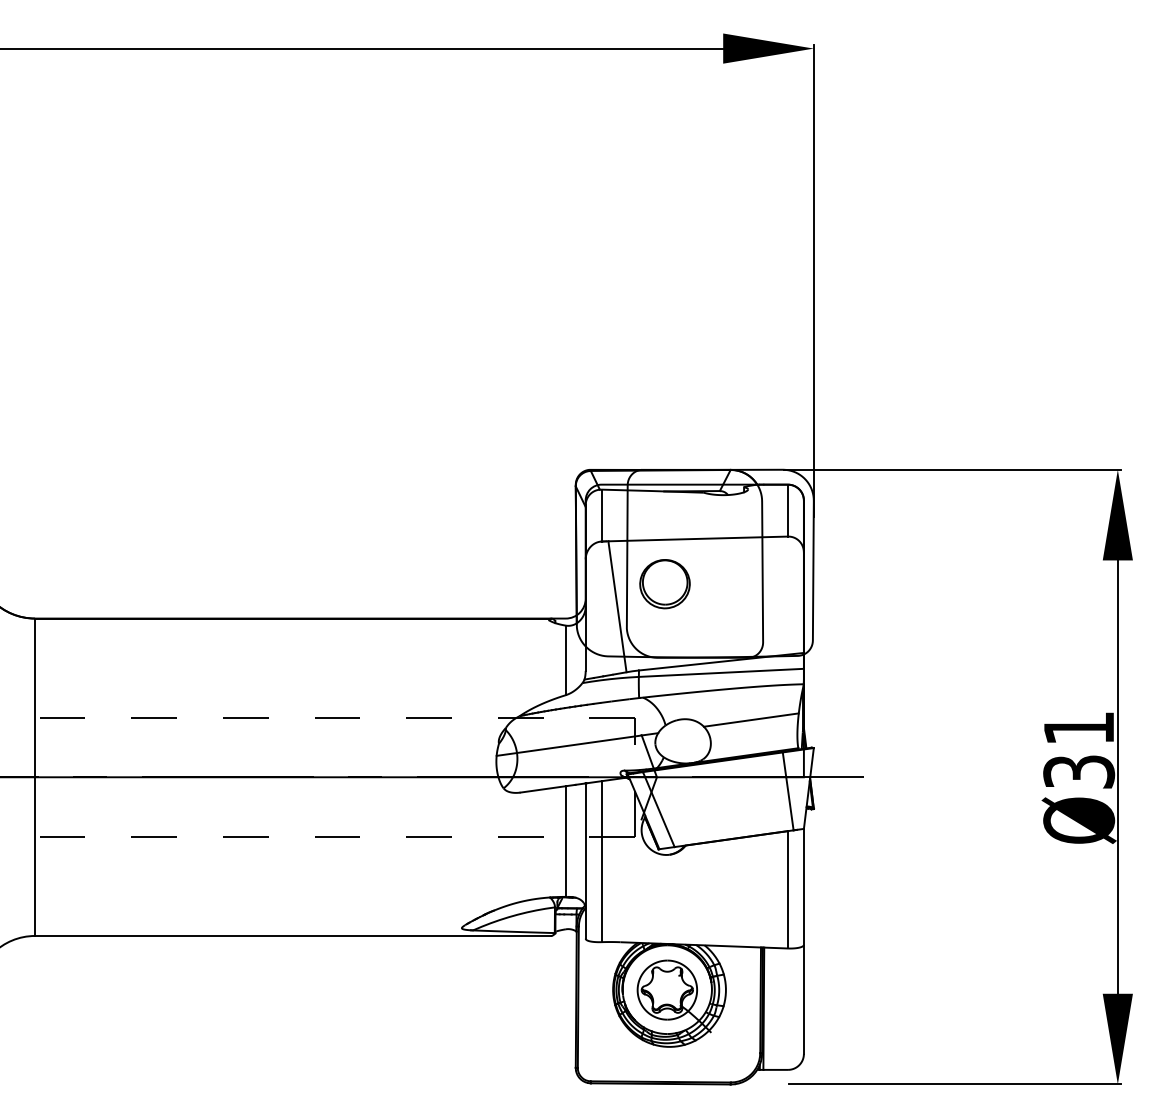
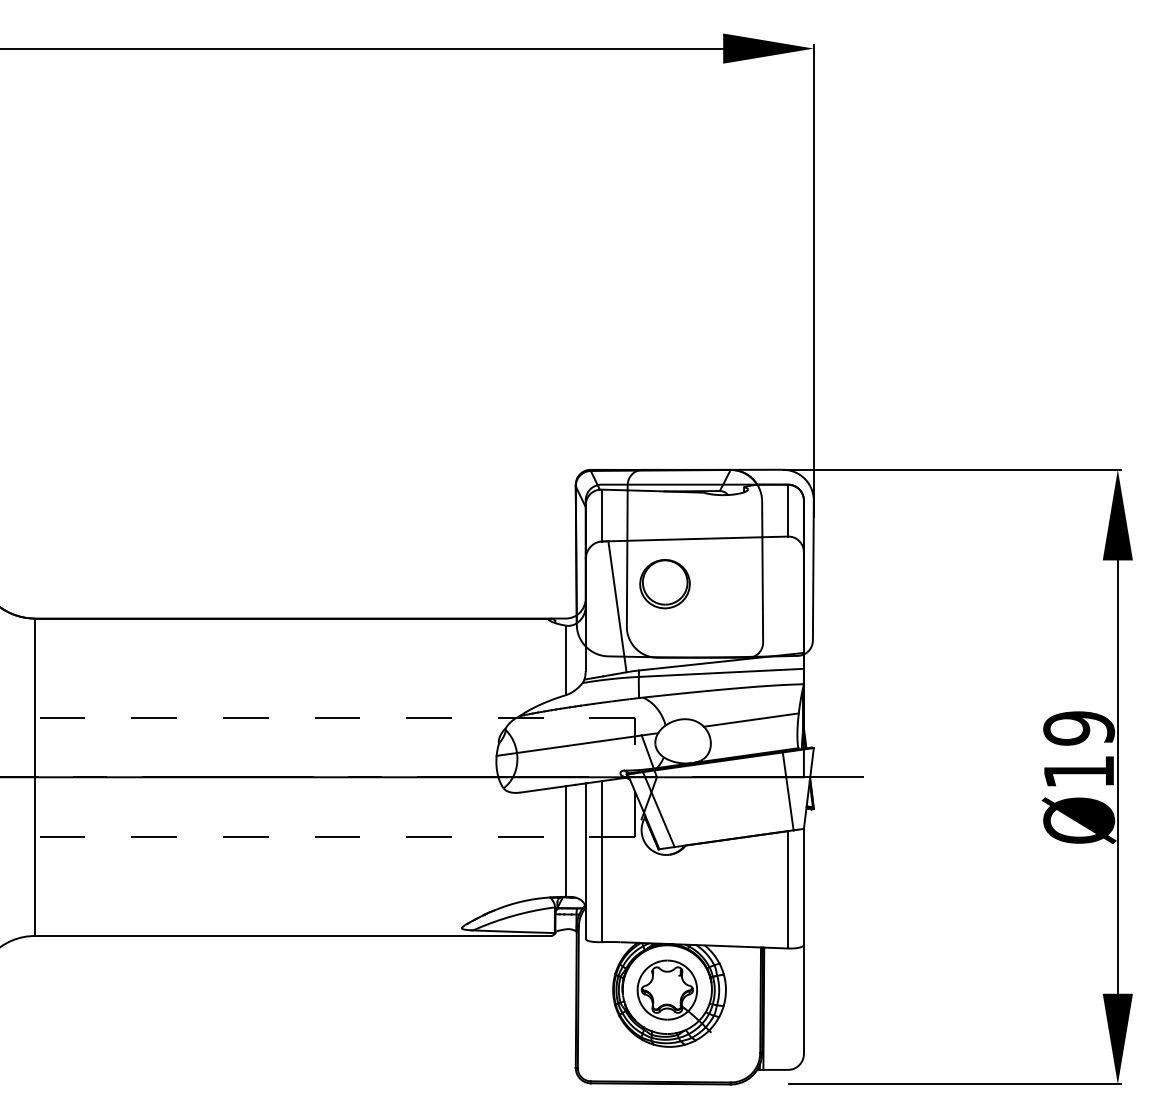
text: Ø31 -> Ø19 (1079, 749)
